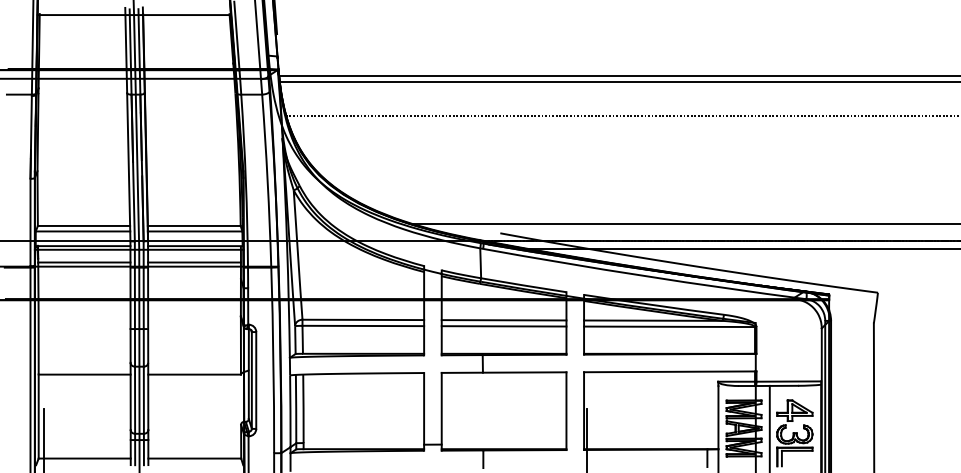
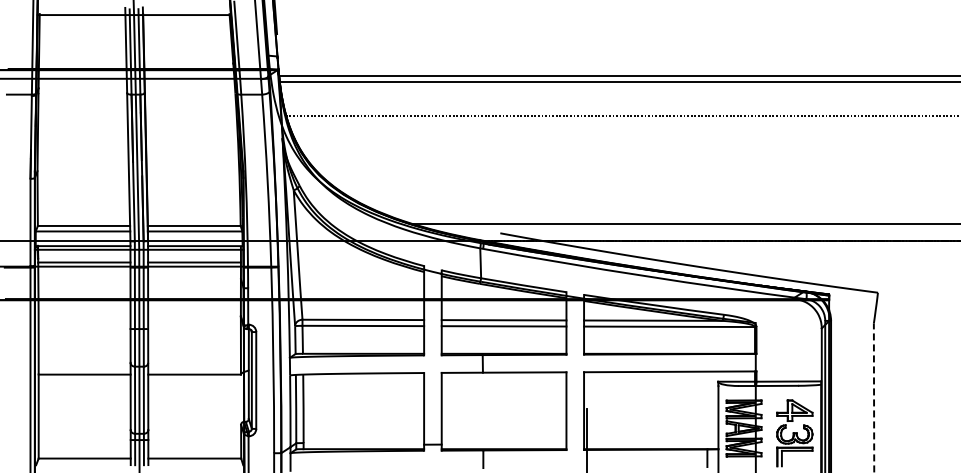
line: present -> none (742, 249)
line: solid -> dashed (874, 397)
line: present -> none (769, 427)
line: present -> none (44, 439)
